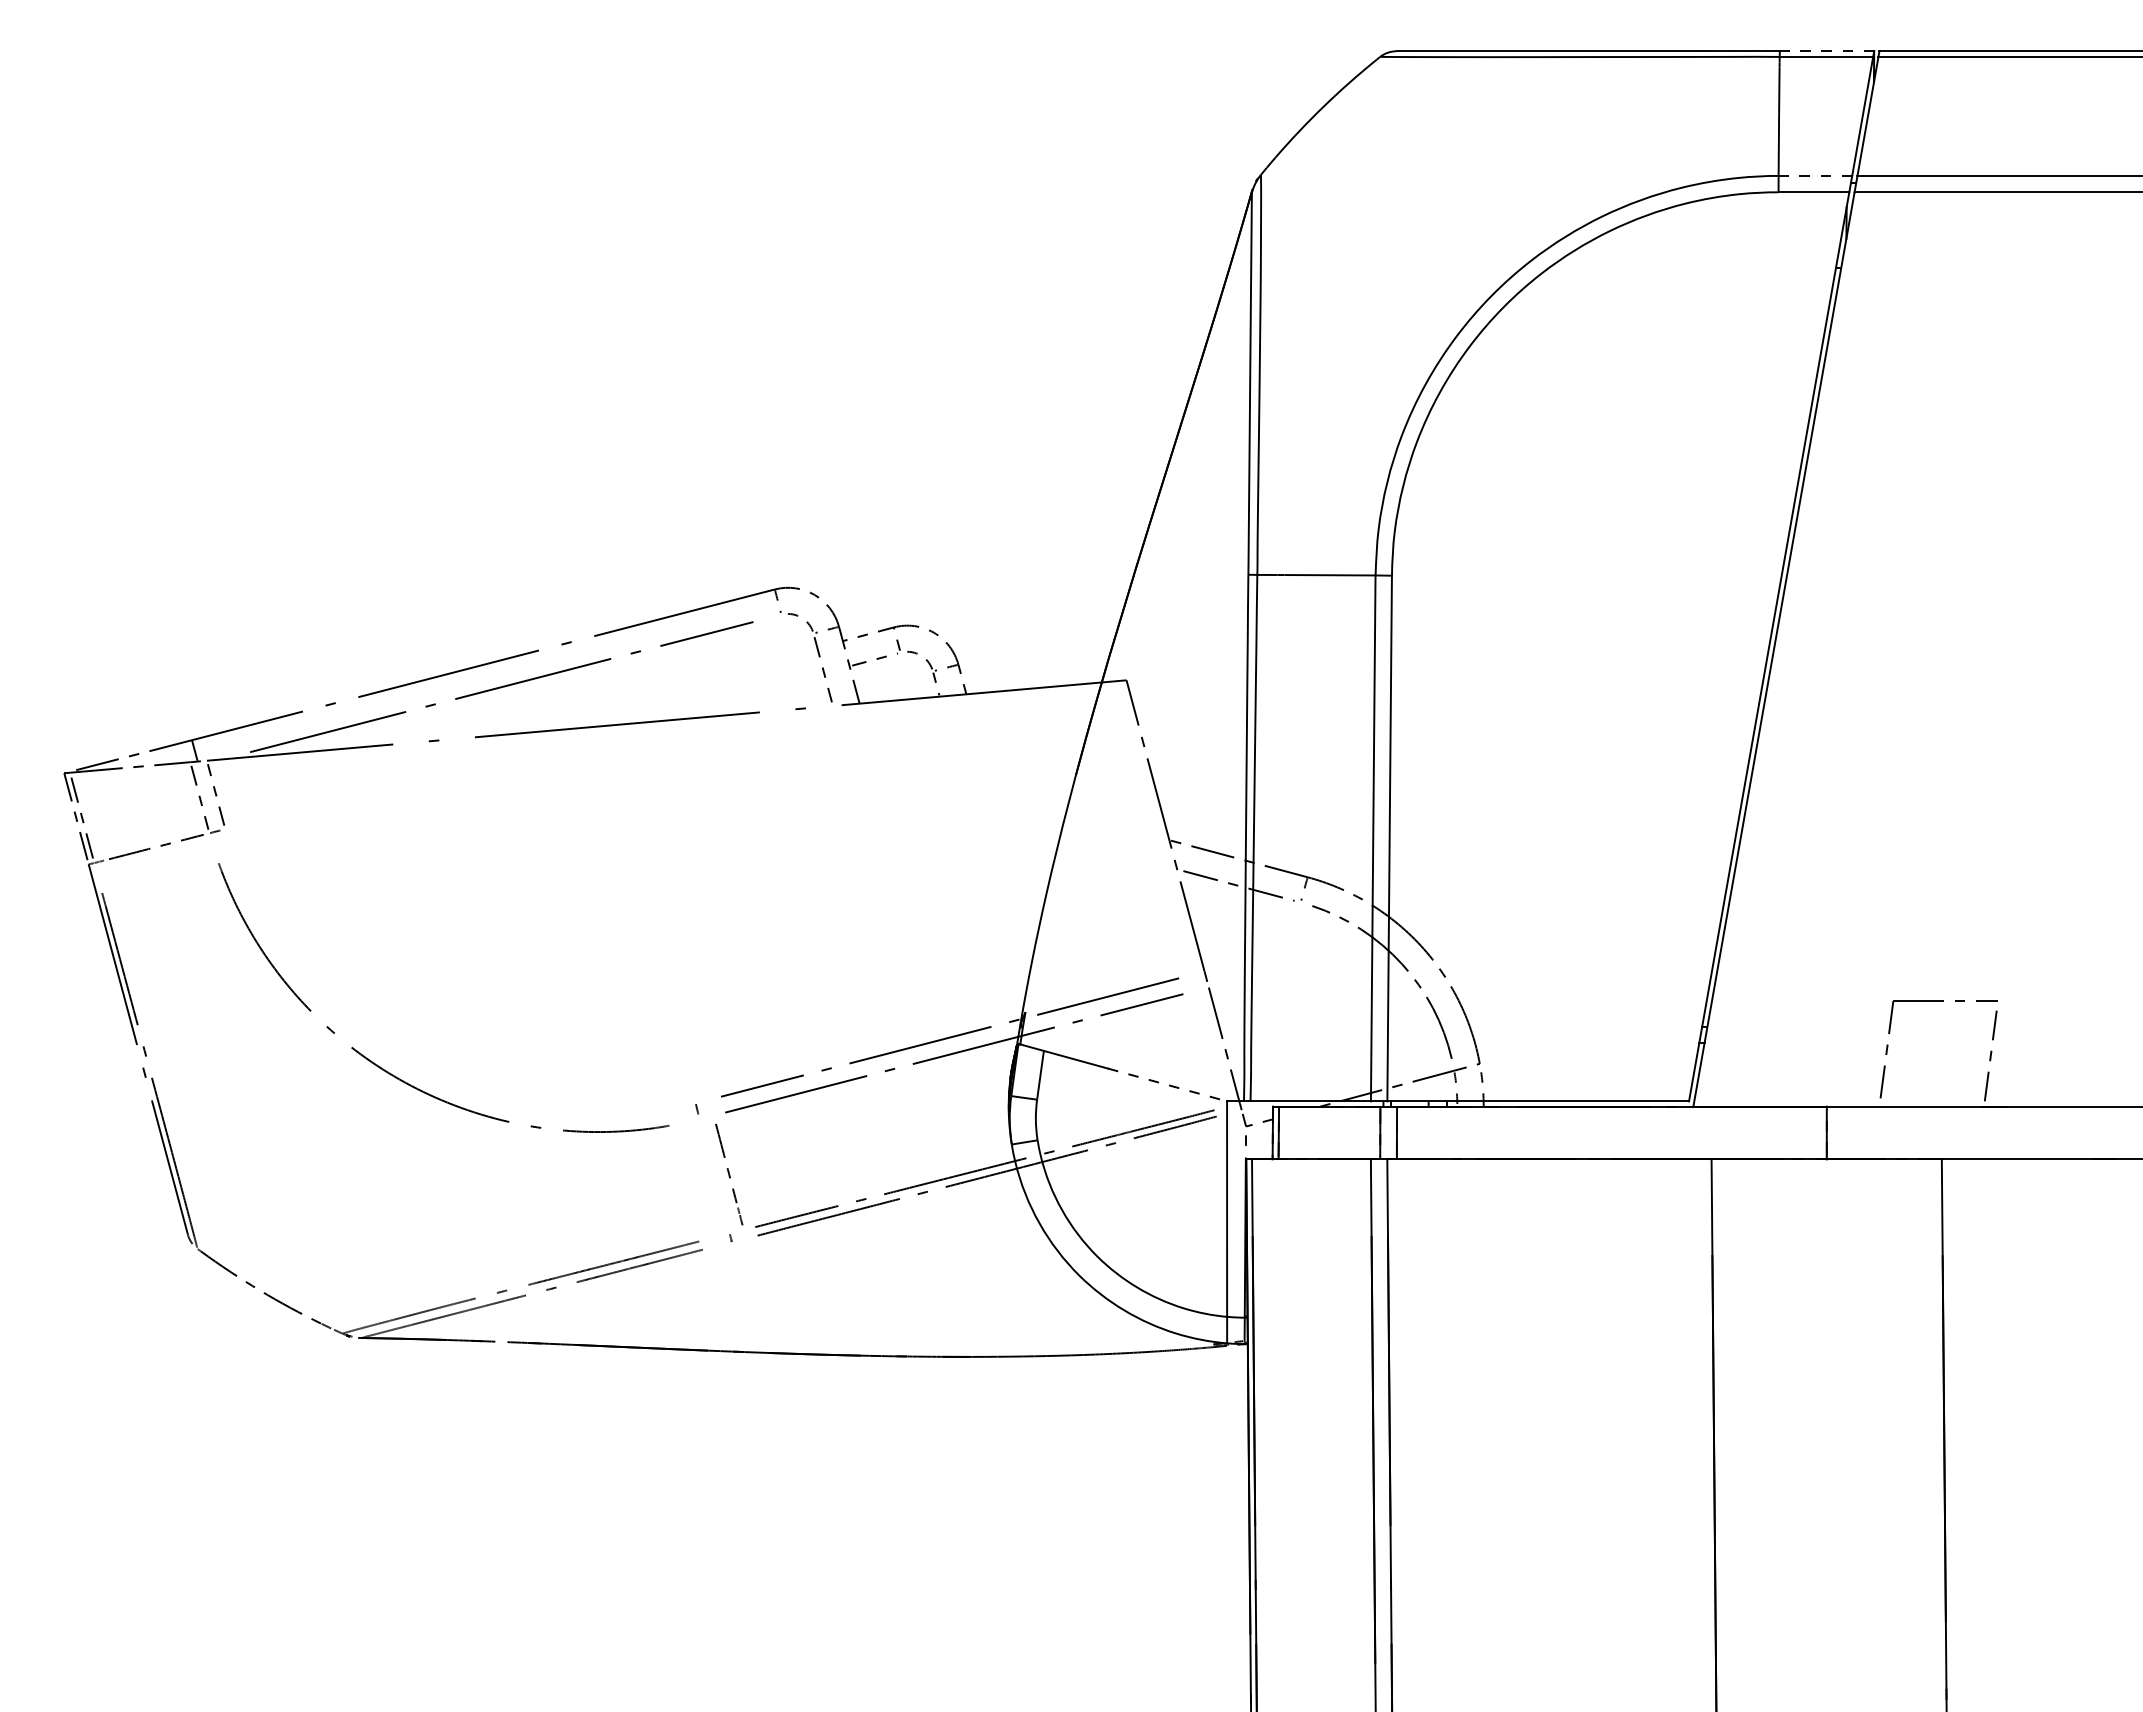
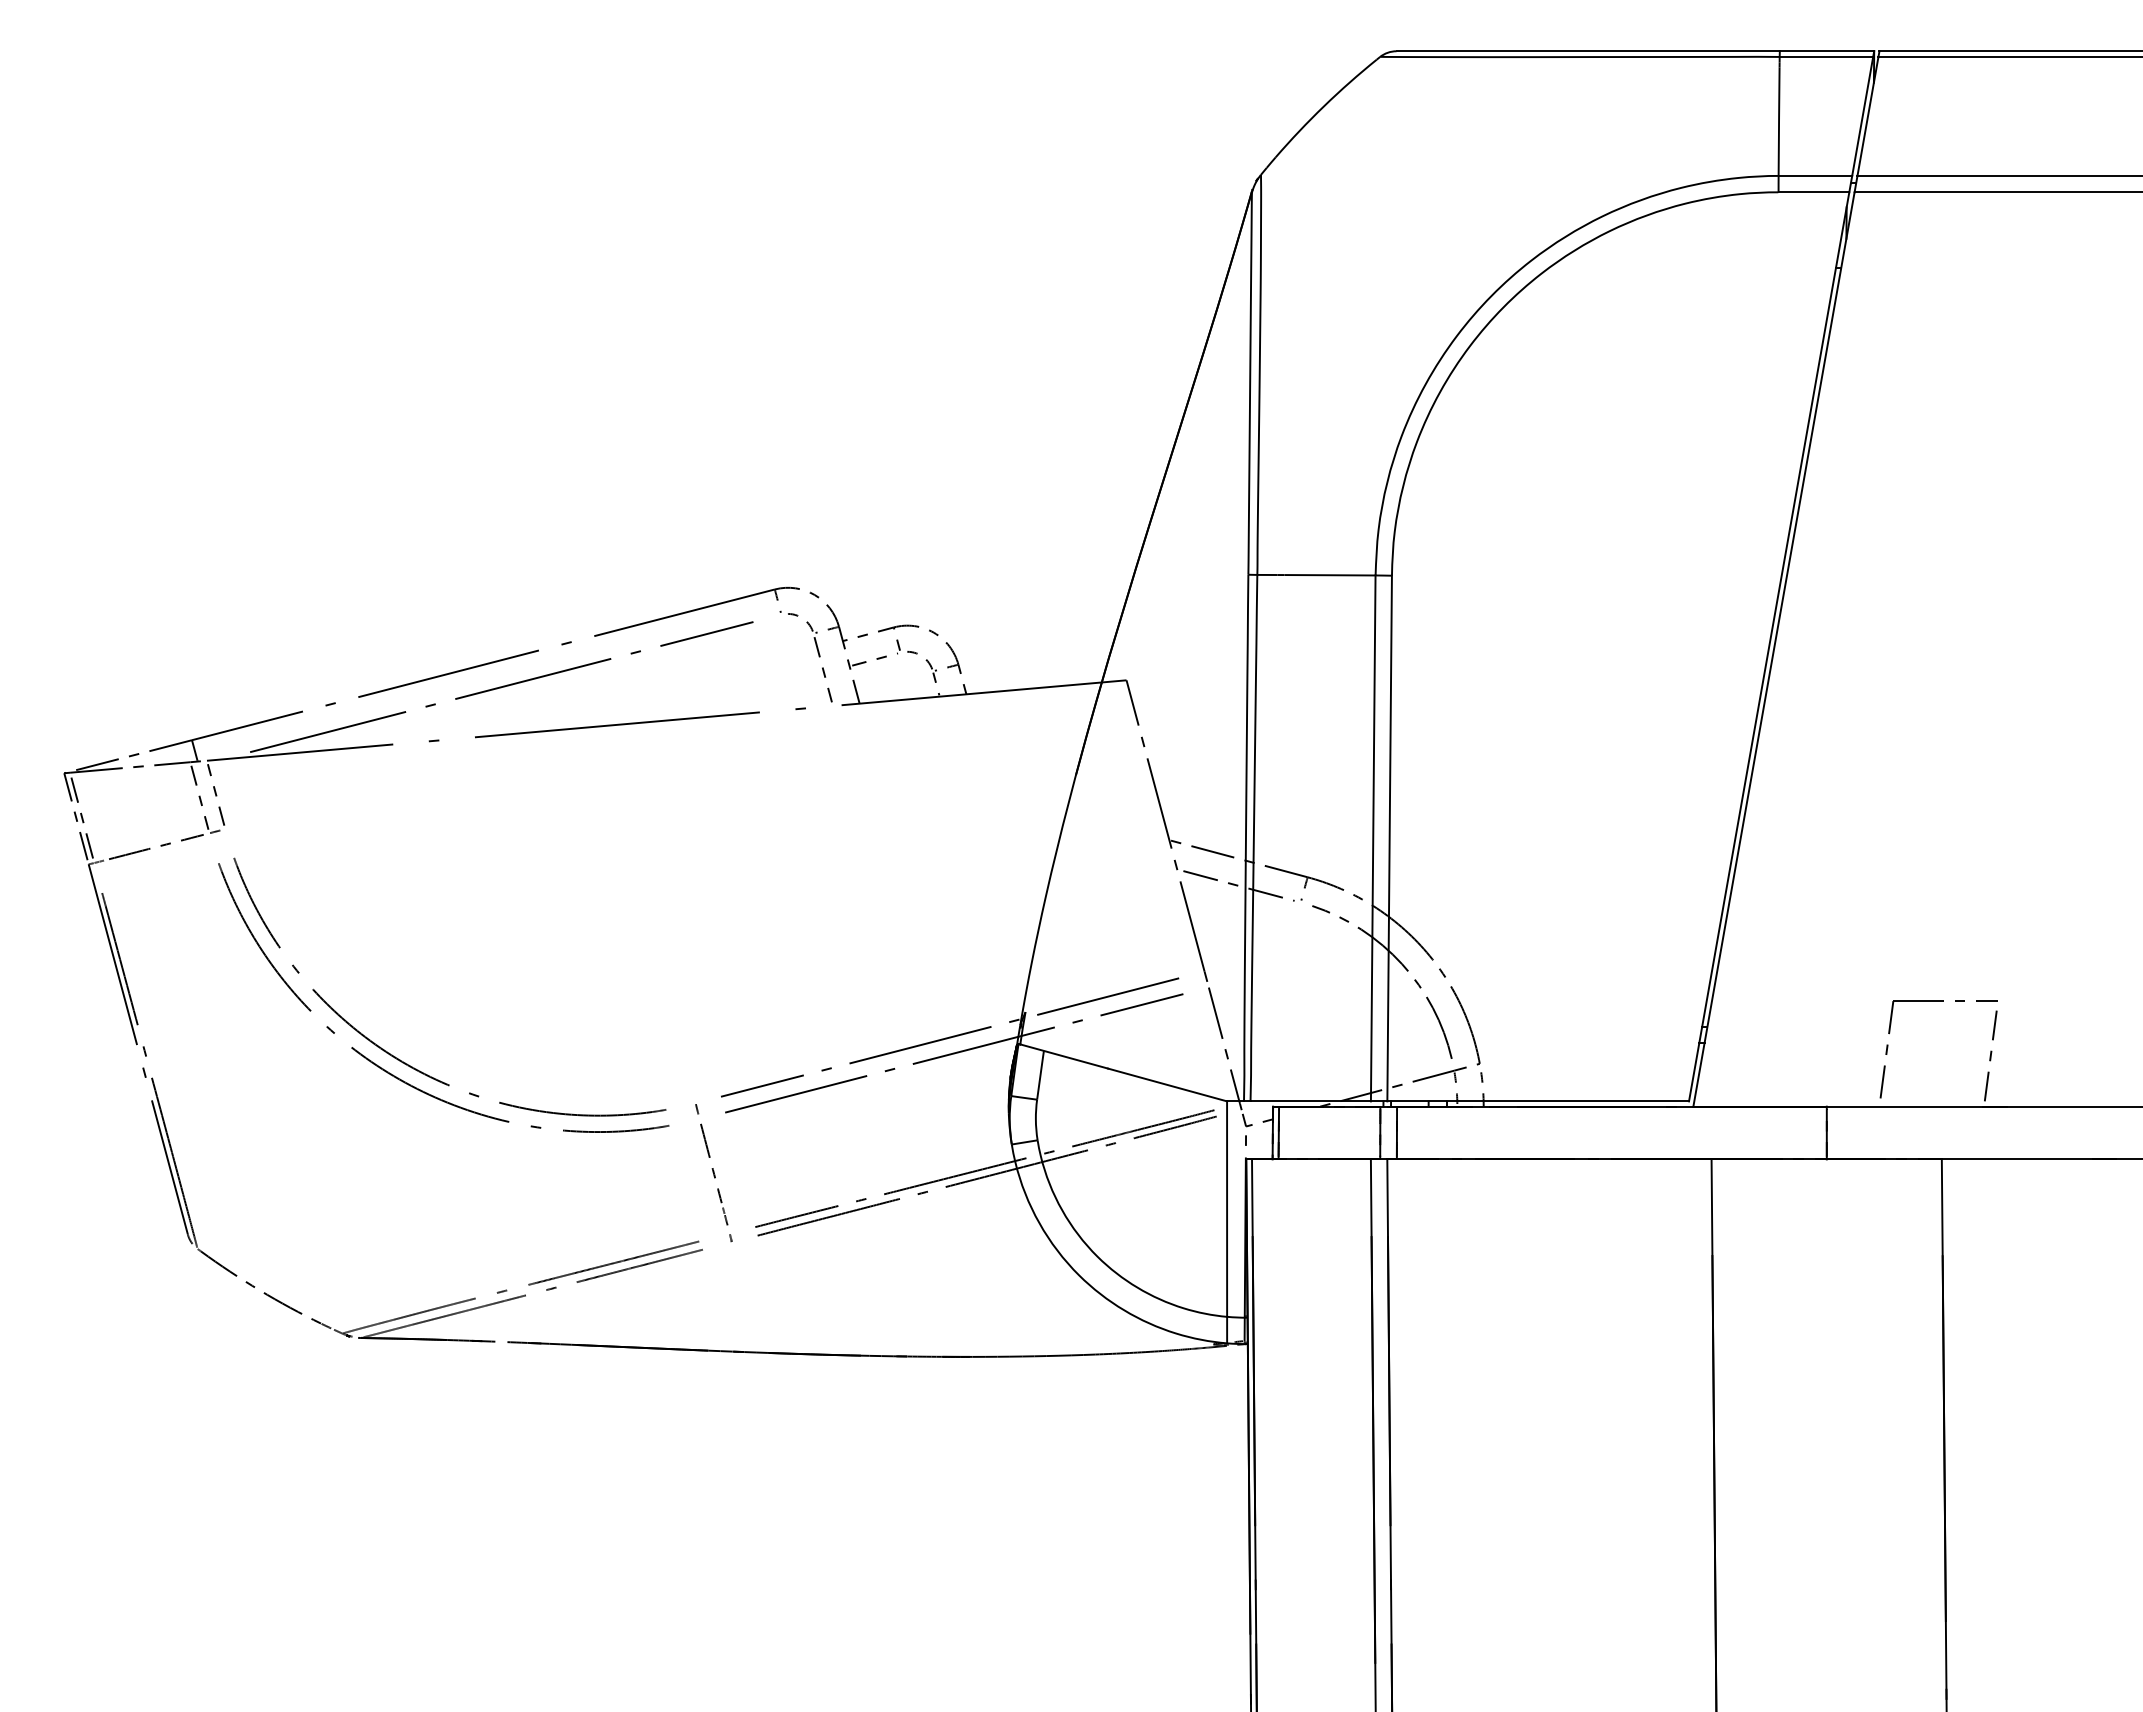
line: dashed -> solid (1826, 51)
line: dashed -> solid (1815, 175)
curve: none -> present (407, 1063)
line: dashed -> solid (1167, 1084)
part position: (729, 1174) -> (714, 1174) (714, 1174)
